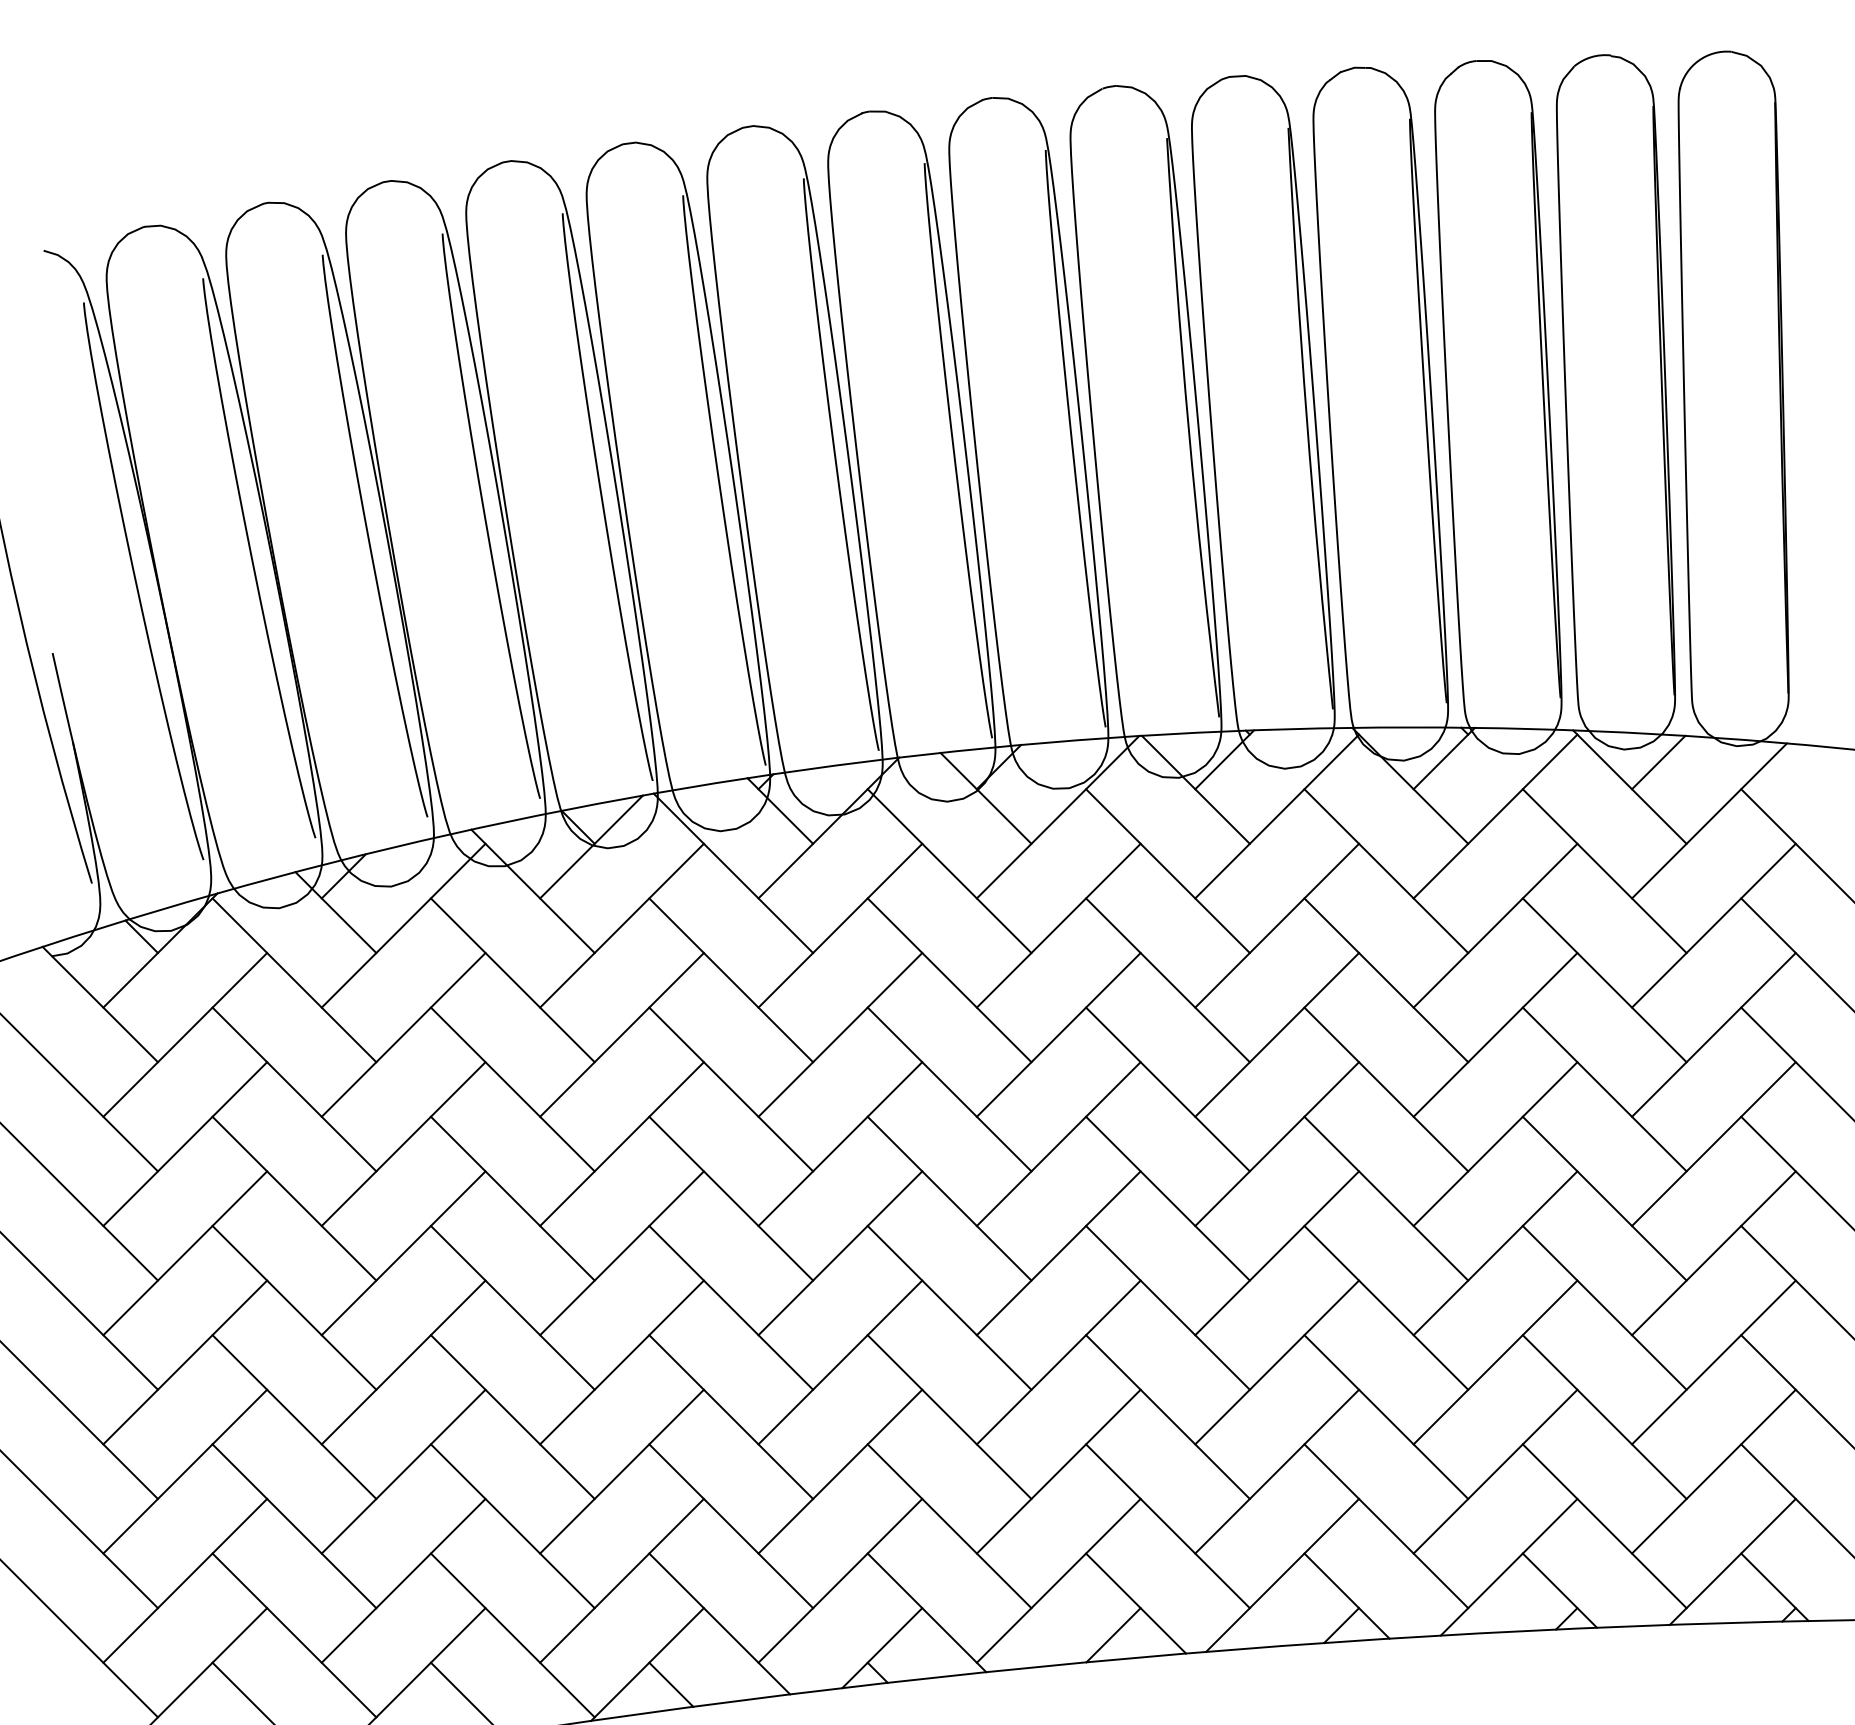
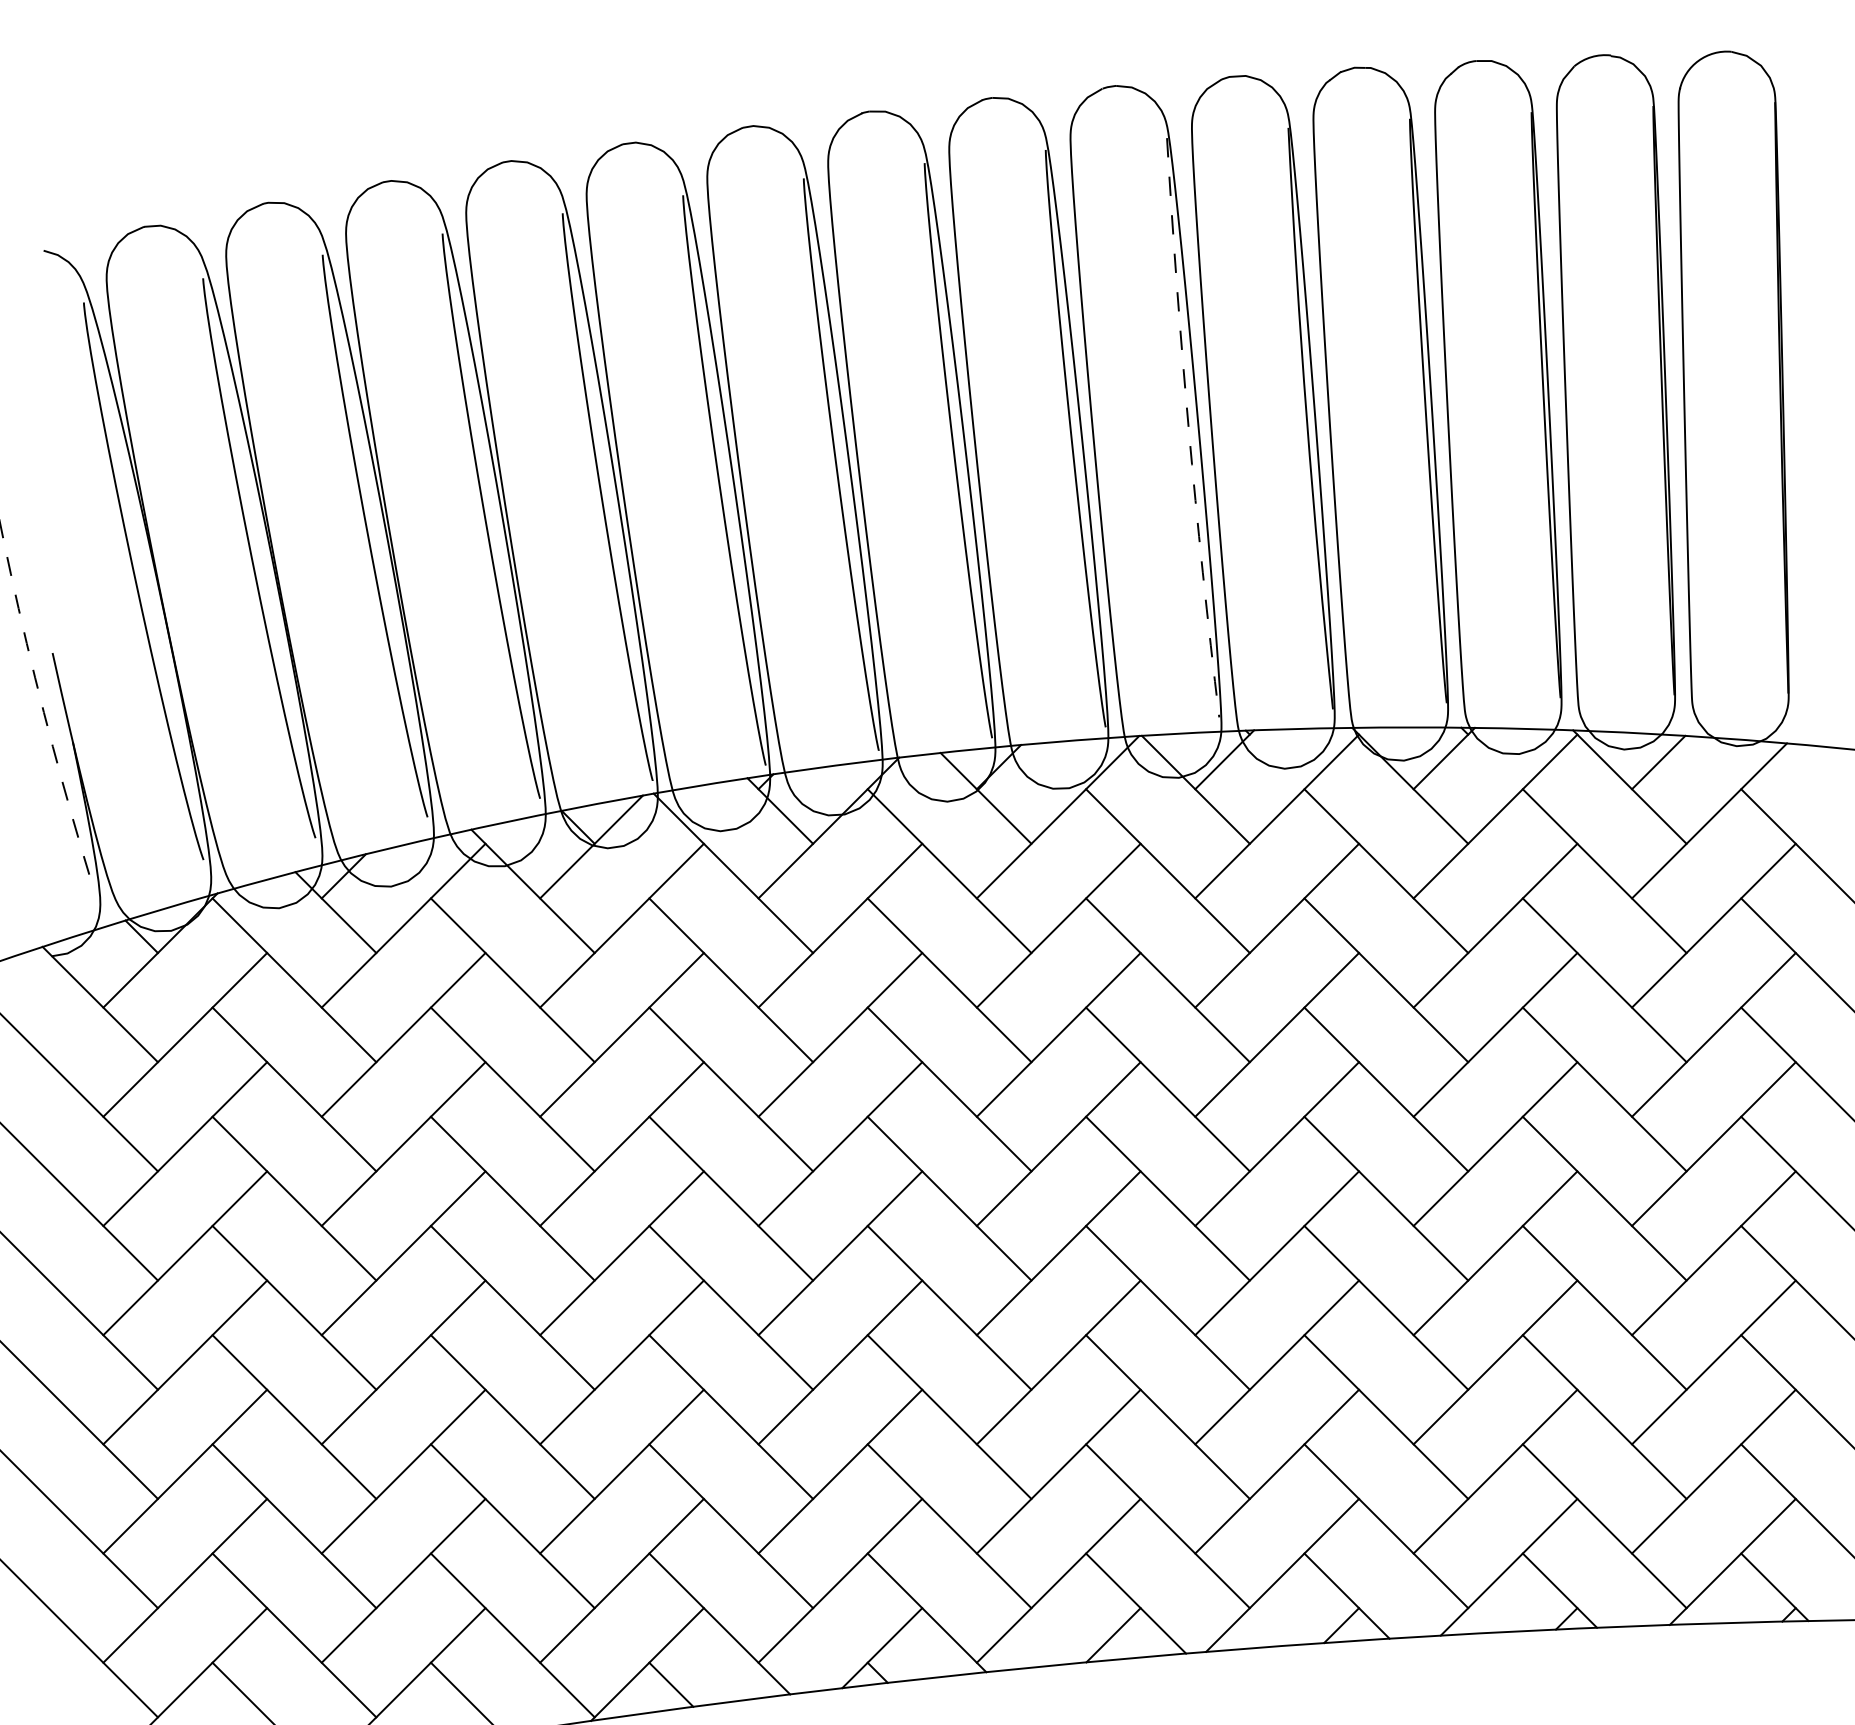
arc: solid -> dashed (1188, 428)
arc: solid -> dashed (41, 704)
